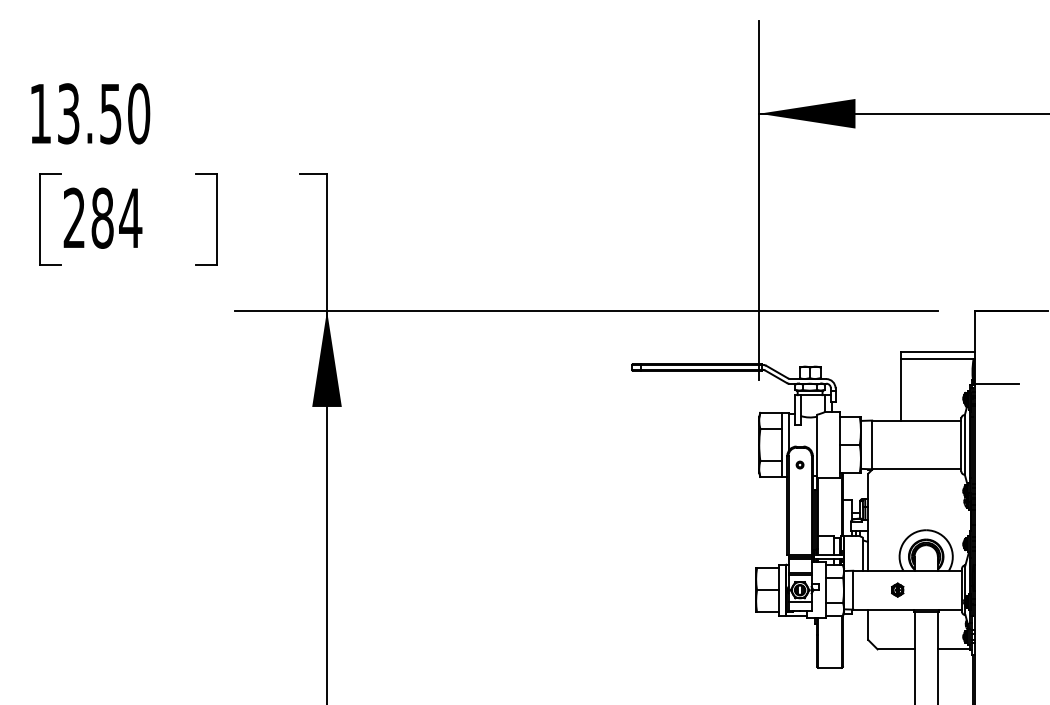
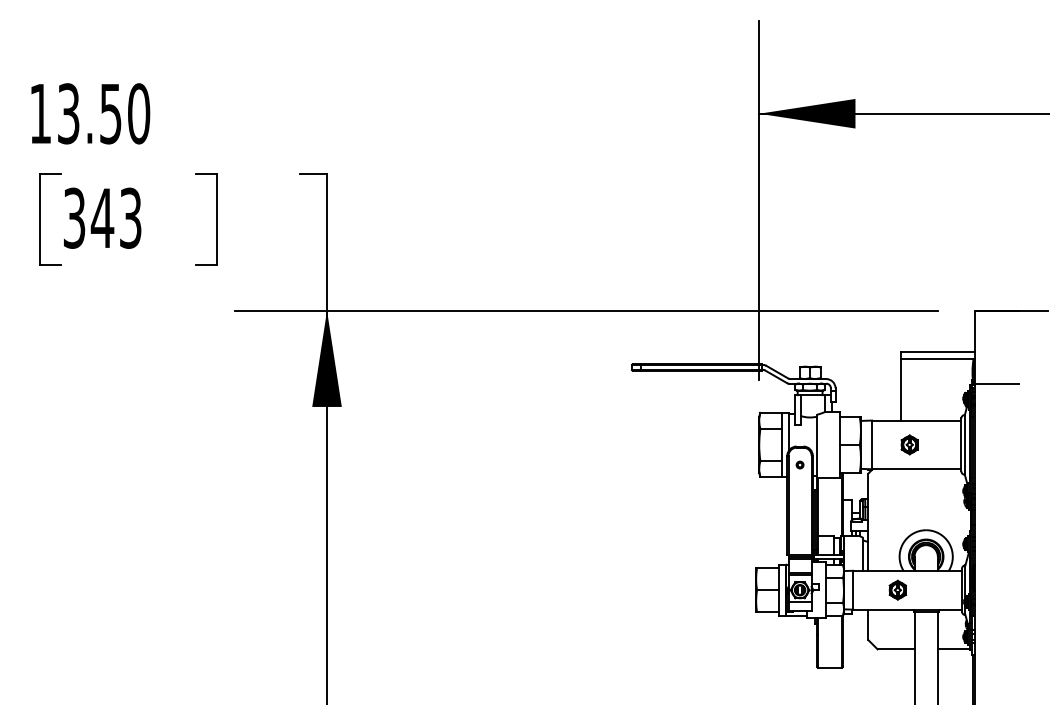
text: 284 -> 343 (102, 217)
part: none -> present (909, 444)
part size: 14x16 px -> 19x22 px (897, 589)
